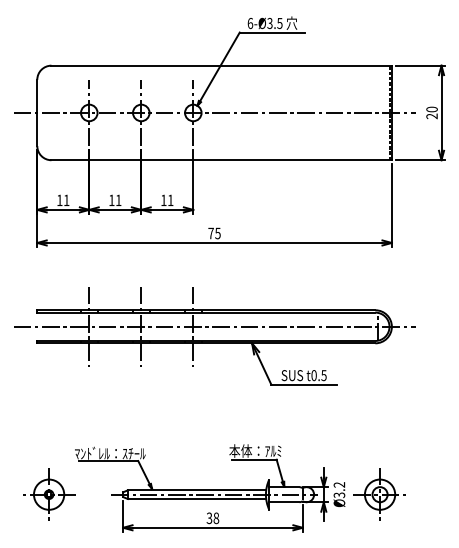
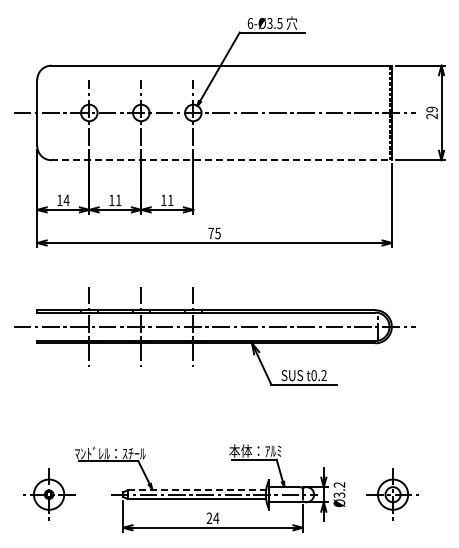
text: 20 -> 29 (431, 109)
line: solid -> dashed (222, 160)
text: 11 -> 14 (66, 200)
text: t0.5 -> t0.2 (323, 375)
line: solid -> dashed (197, 490)
part position: (379, 494) -> (392, 494) (392, 494)
text: 38 -> 24 (212, 518)
